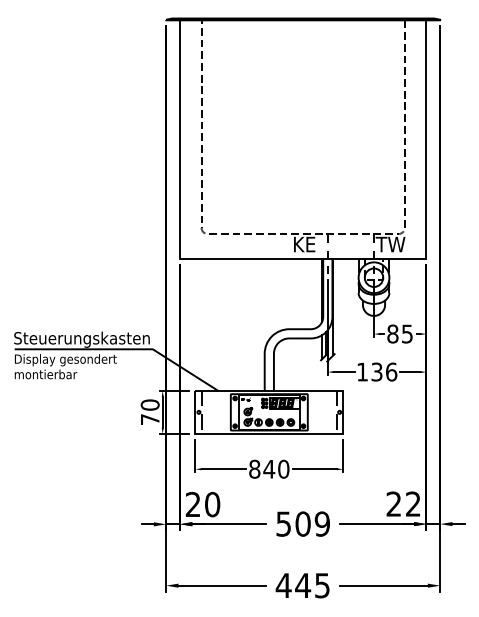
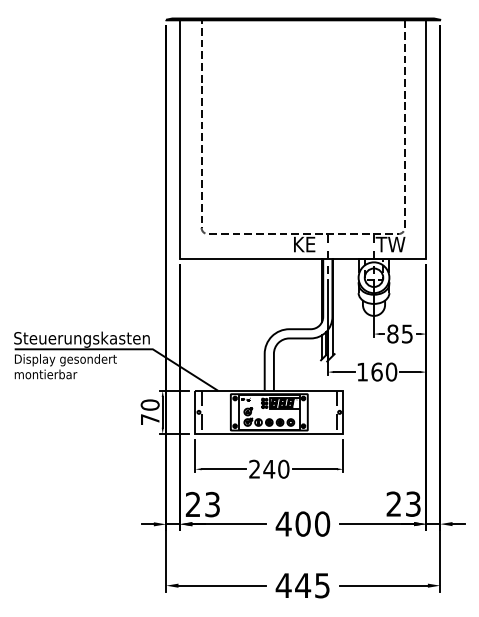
text: 136 -> 160 (384, 371)
text: 840 -> 240 (254, 468)
text: 22 -> 23 (413, 503)
text: 20 -> 23 (212, 504)
text: 509 -> 400 (302, 523)
